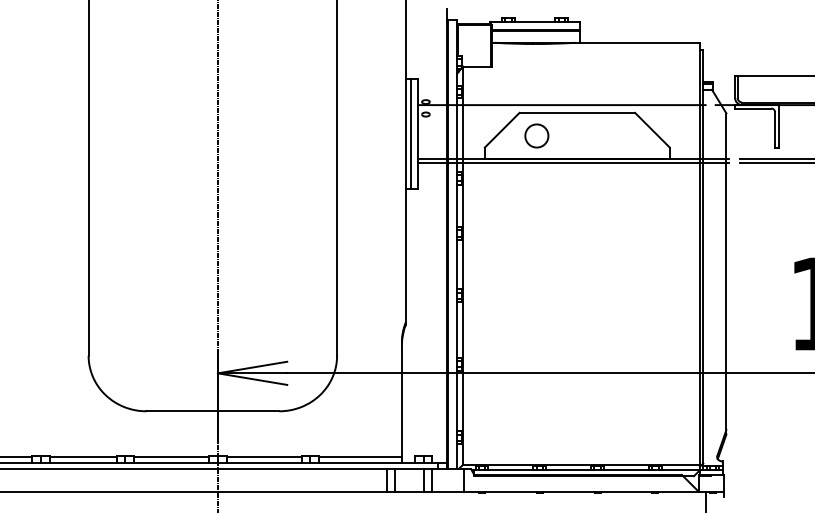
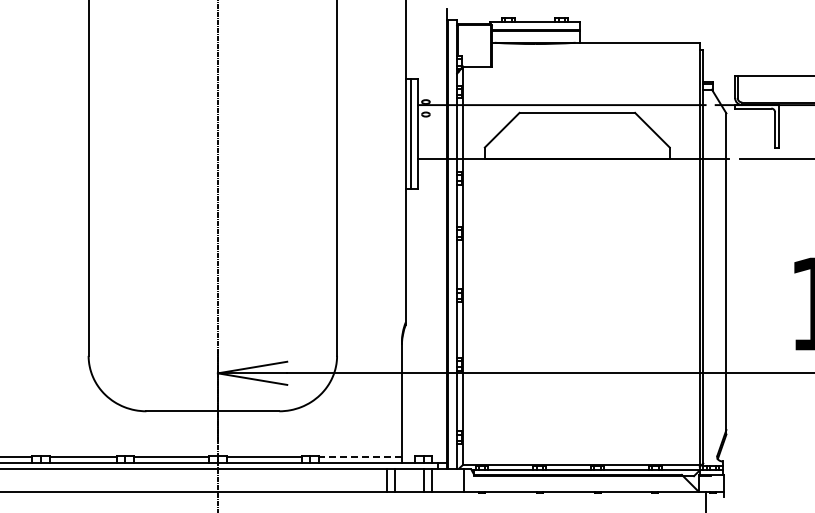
circle: present -> none (536, 135)
line: present -> none (573, 162)
line: present -> none (775, 162)
line: solid -> dashed (360, 456)
